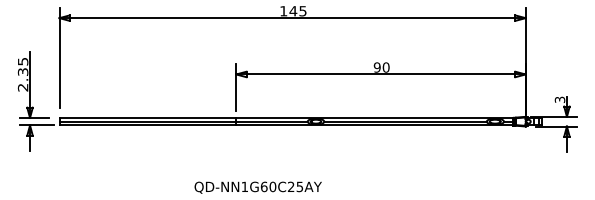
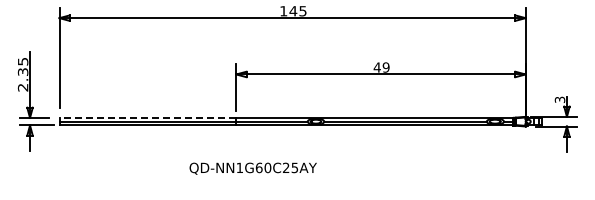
text: 90 -> 49 (381, 67)
line: solid -> dashed (147, 117)
text position: (257, 187) -> (252, 168) (252, 168)
